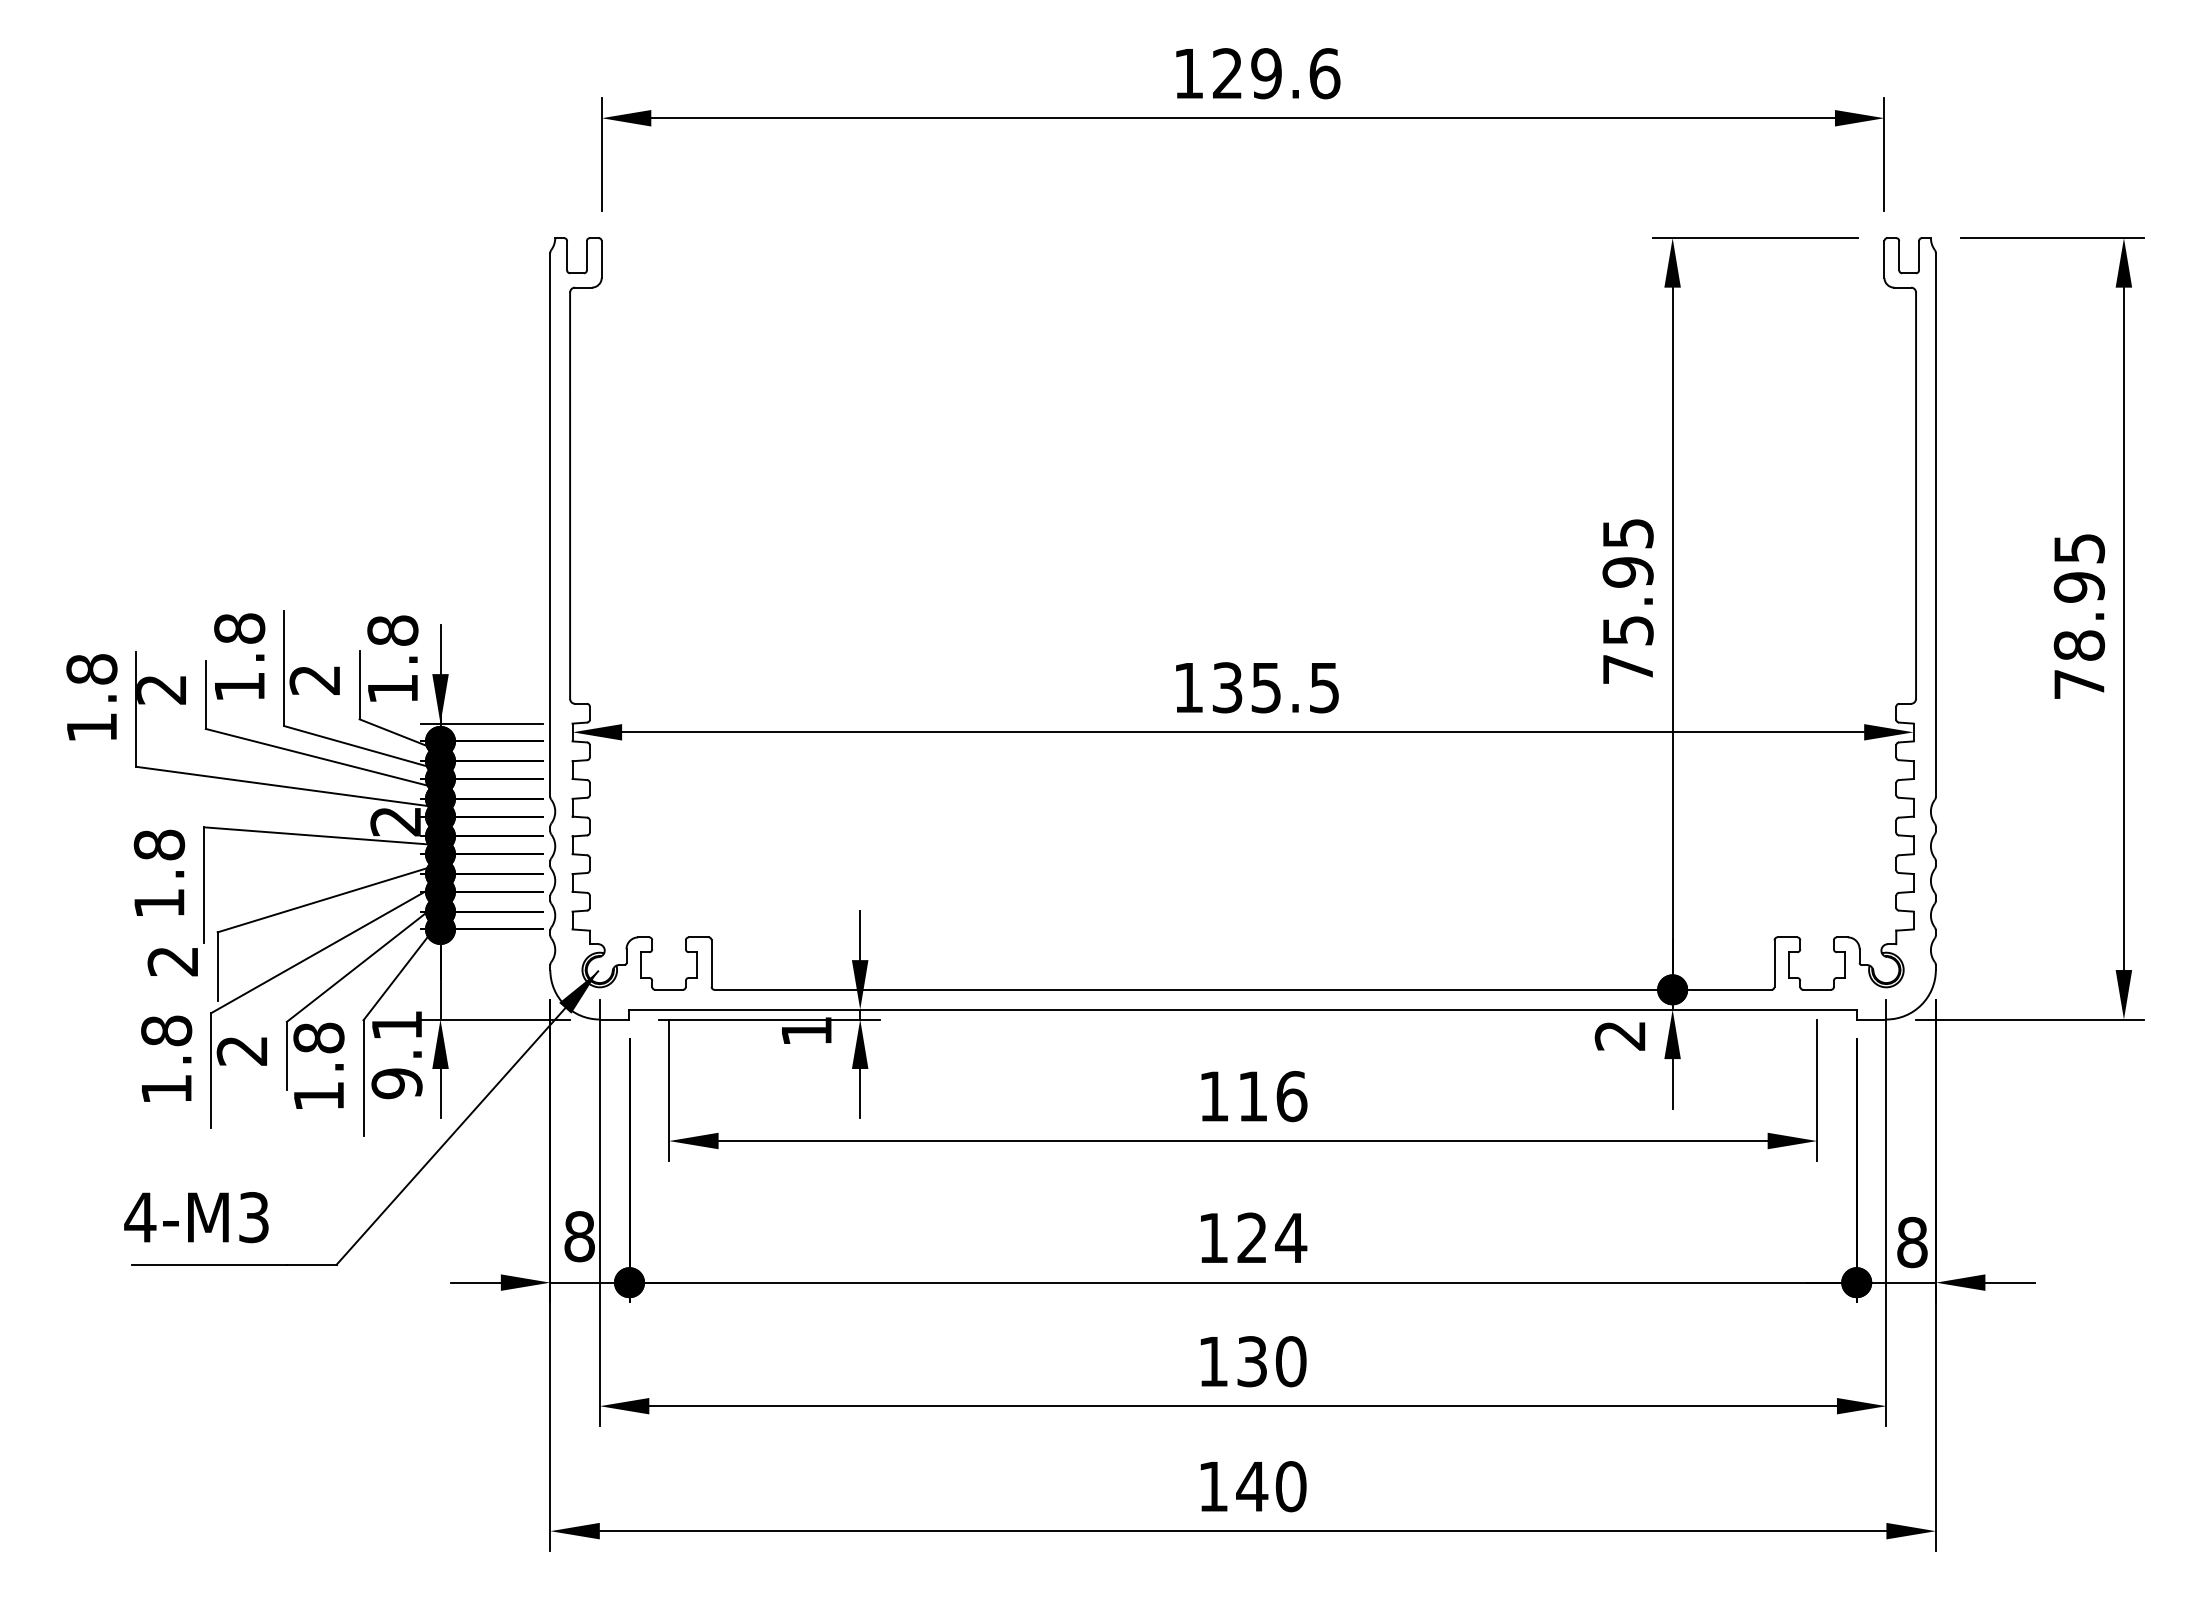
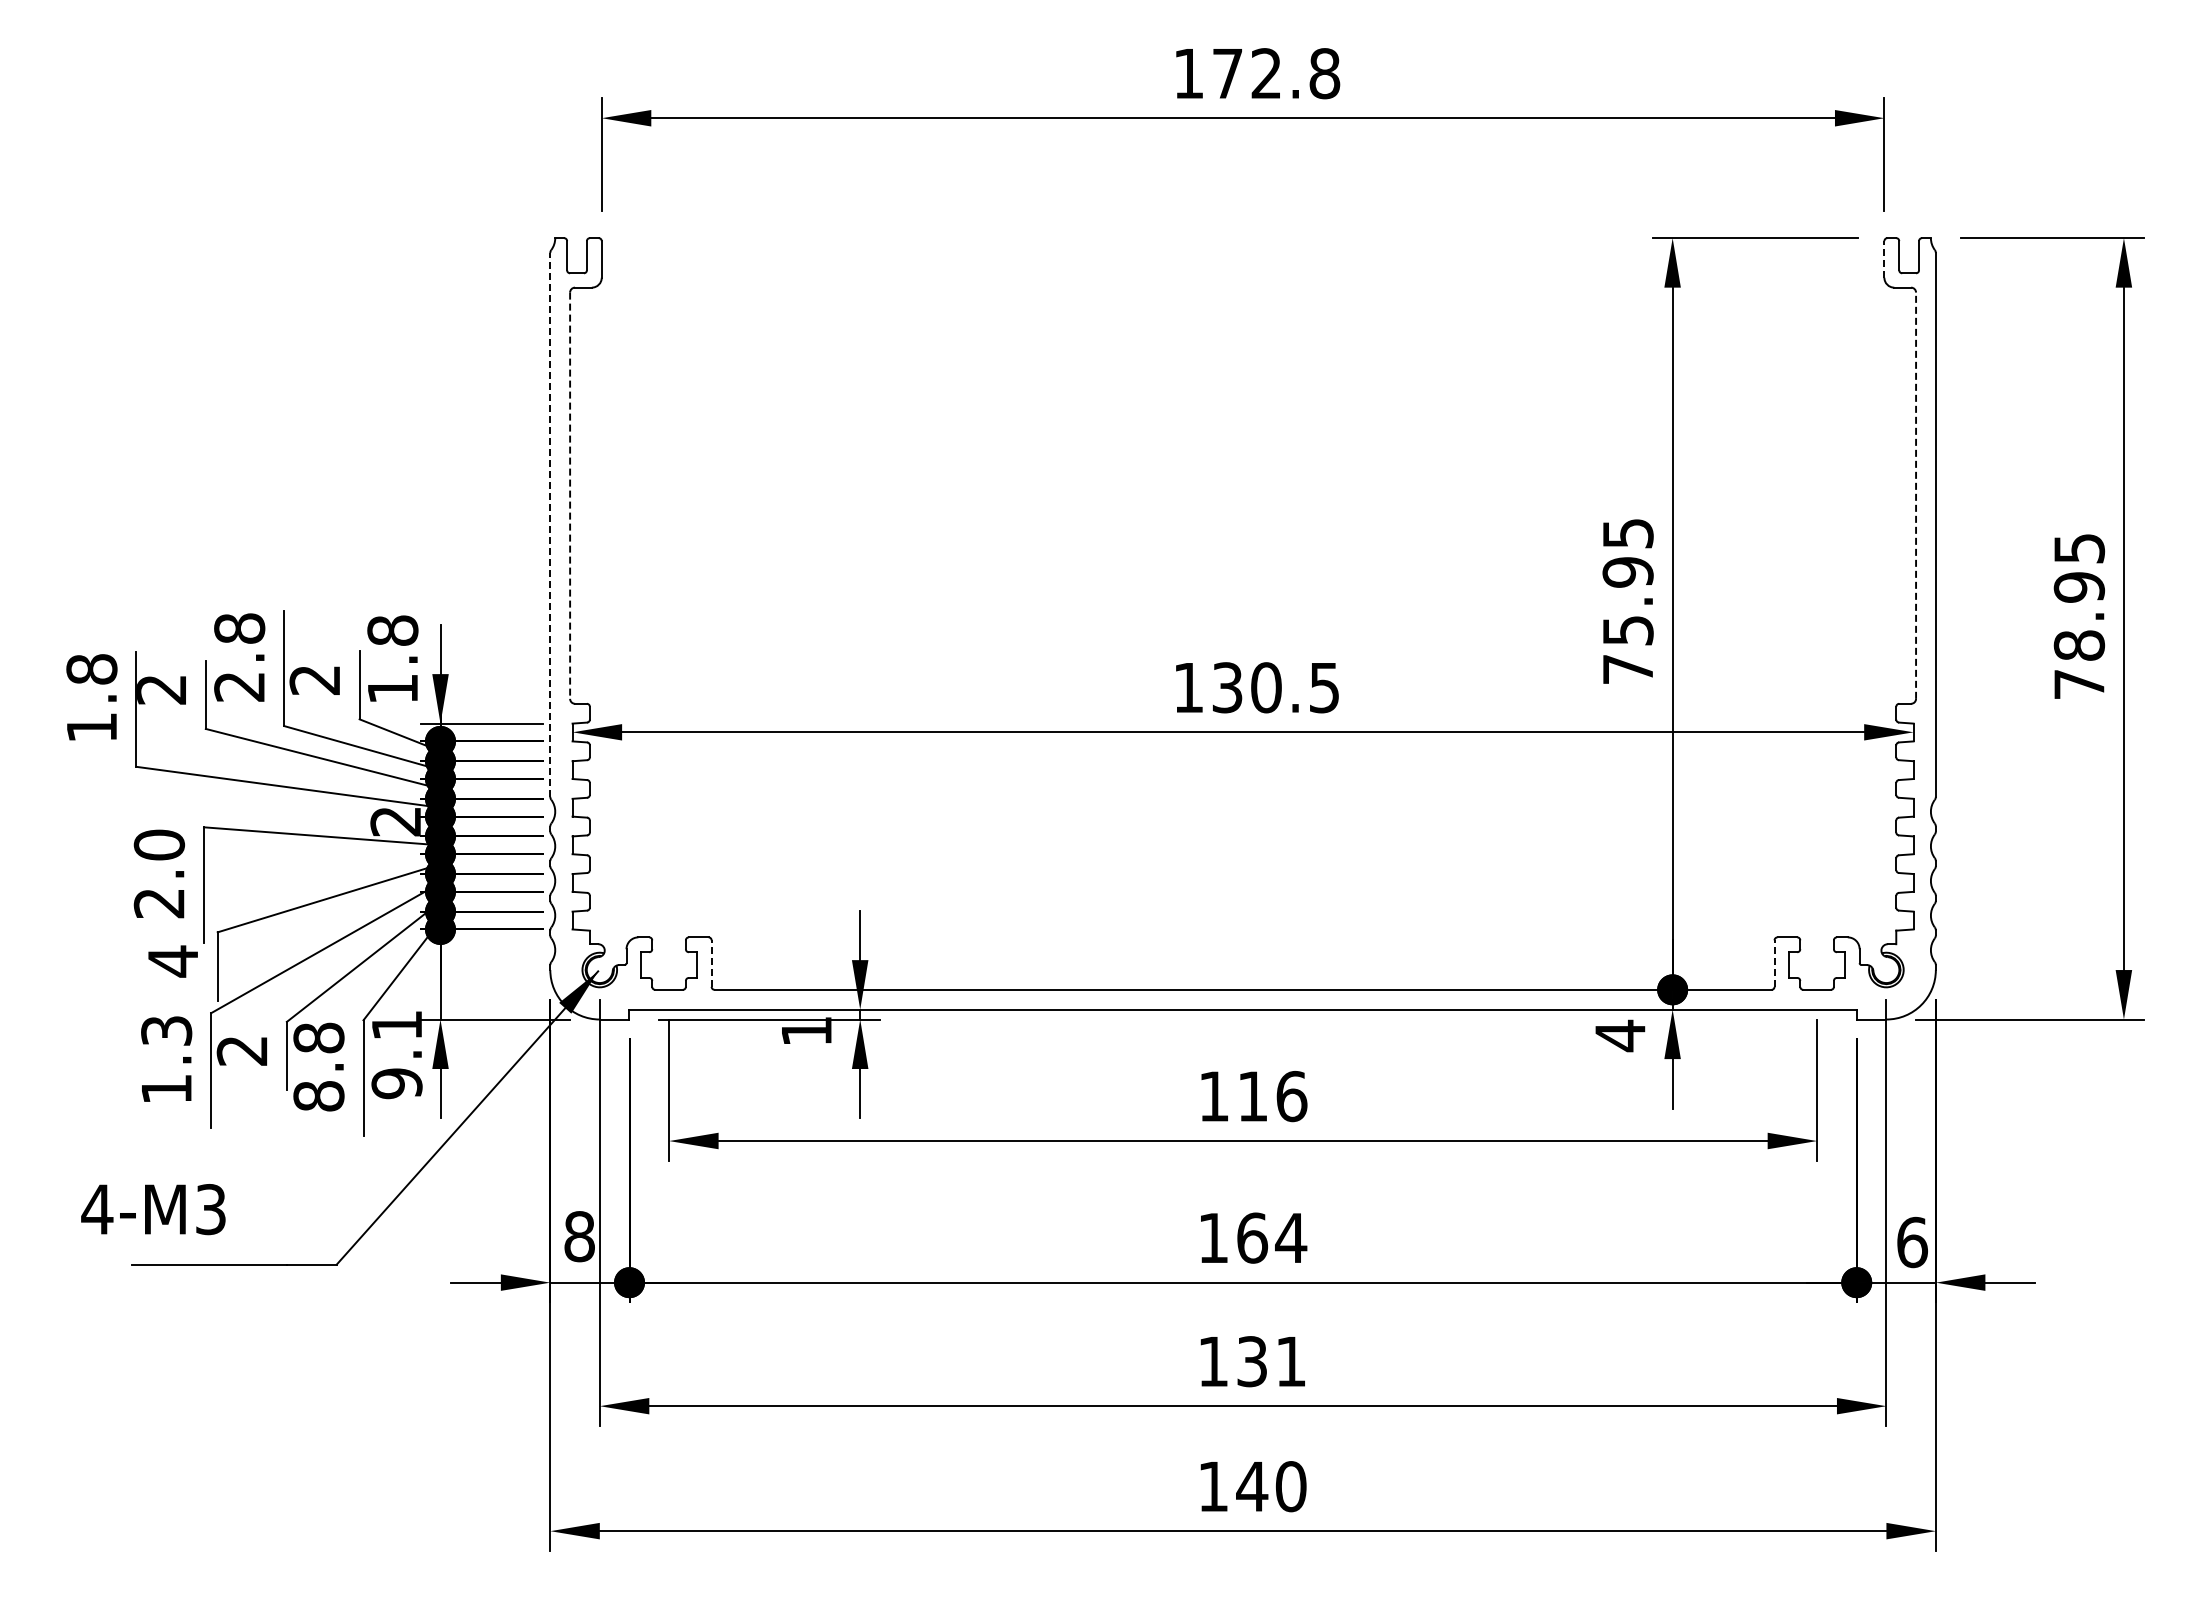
text: 129.6 -> 172.8 (1276, 73)
line: solid -> dashed (1884, 258)
line: solid -> dashed (1916, 495)
line: solid -> dashed (570, 496)
line: solid -> dashed (550, 524)
text: 1.8 -> 2.8 (239, 687)
text: 135.5 -> 130.5 (1266, 687)
text: 1.8 -> 2.0 (158, 873)
text: 2 -> 4 (172, 961)
line: solid -> dashed (711, 963)
line: solid -> dashed (1774, 963)
text: 1.8 -> 1.3 (166, 1030)
text: 2 -> 4 (1619, 1035)
text: 1.8 -> 8.8 (318, 1096)
text position: (196, 1217) -> (153, 1209) (153, 1209)
text: 124 -> 164 (1252, 1237)
text: 8 -> 6 (1912, 1242)
text: 130 -> 131 (1290, 1361)
